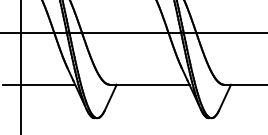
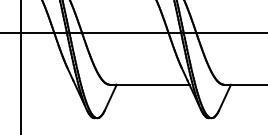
line: present -> none (38, 84)
